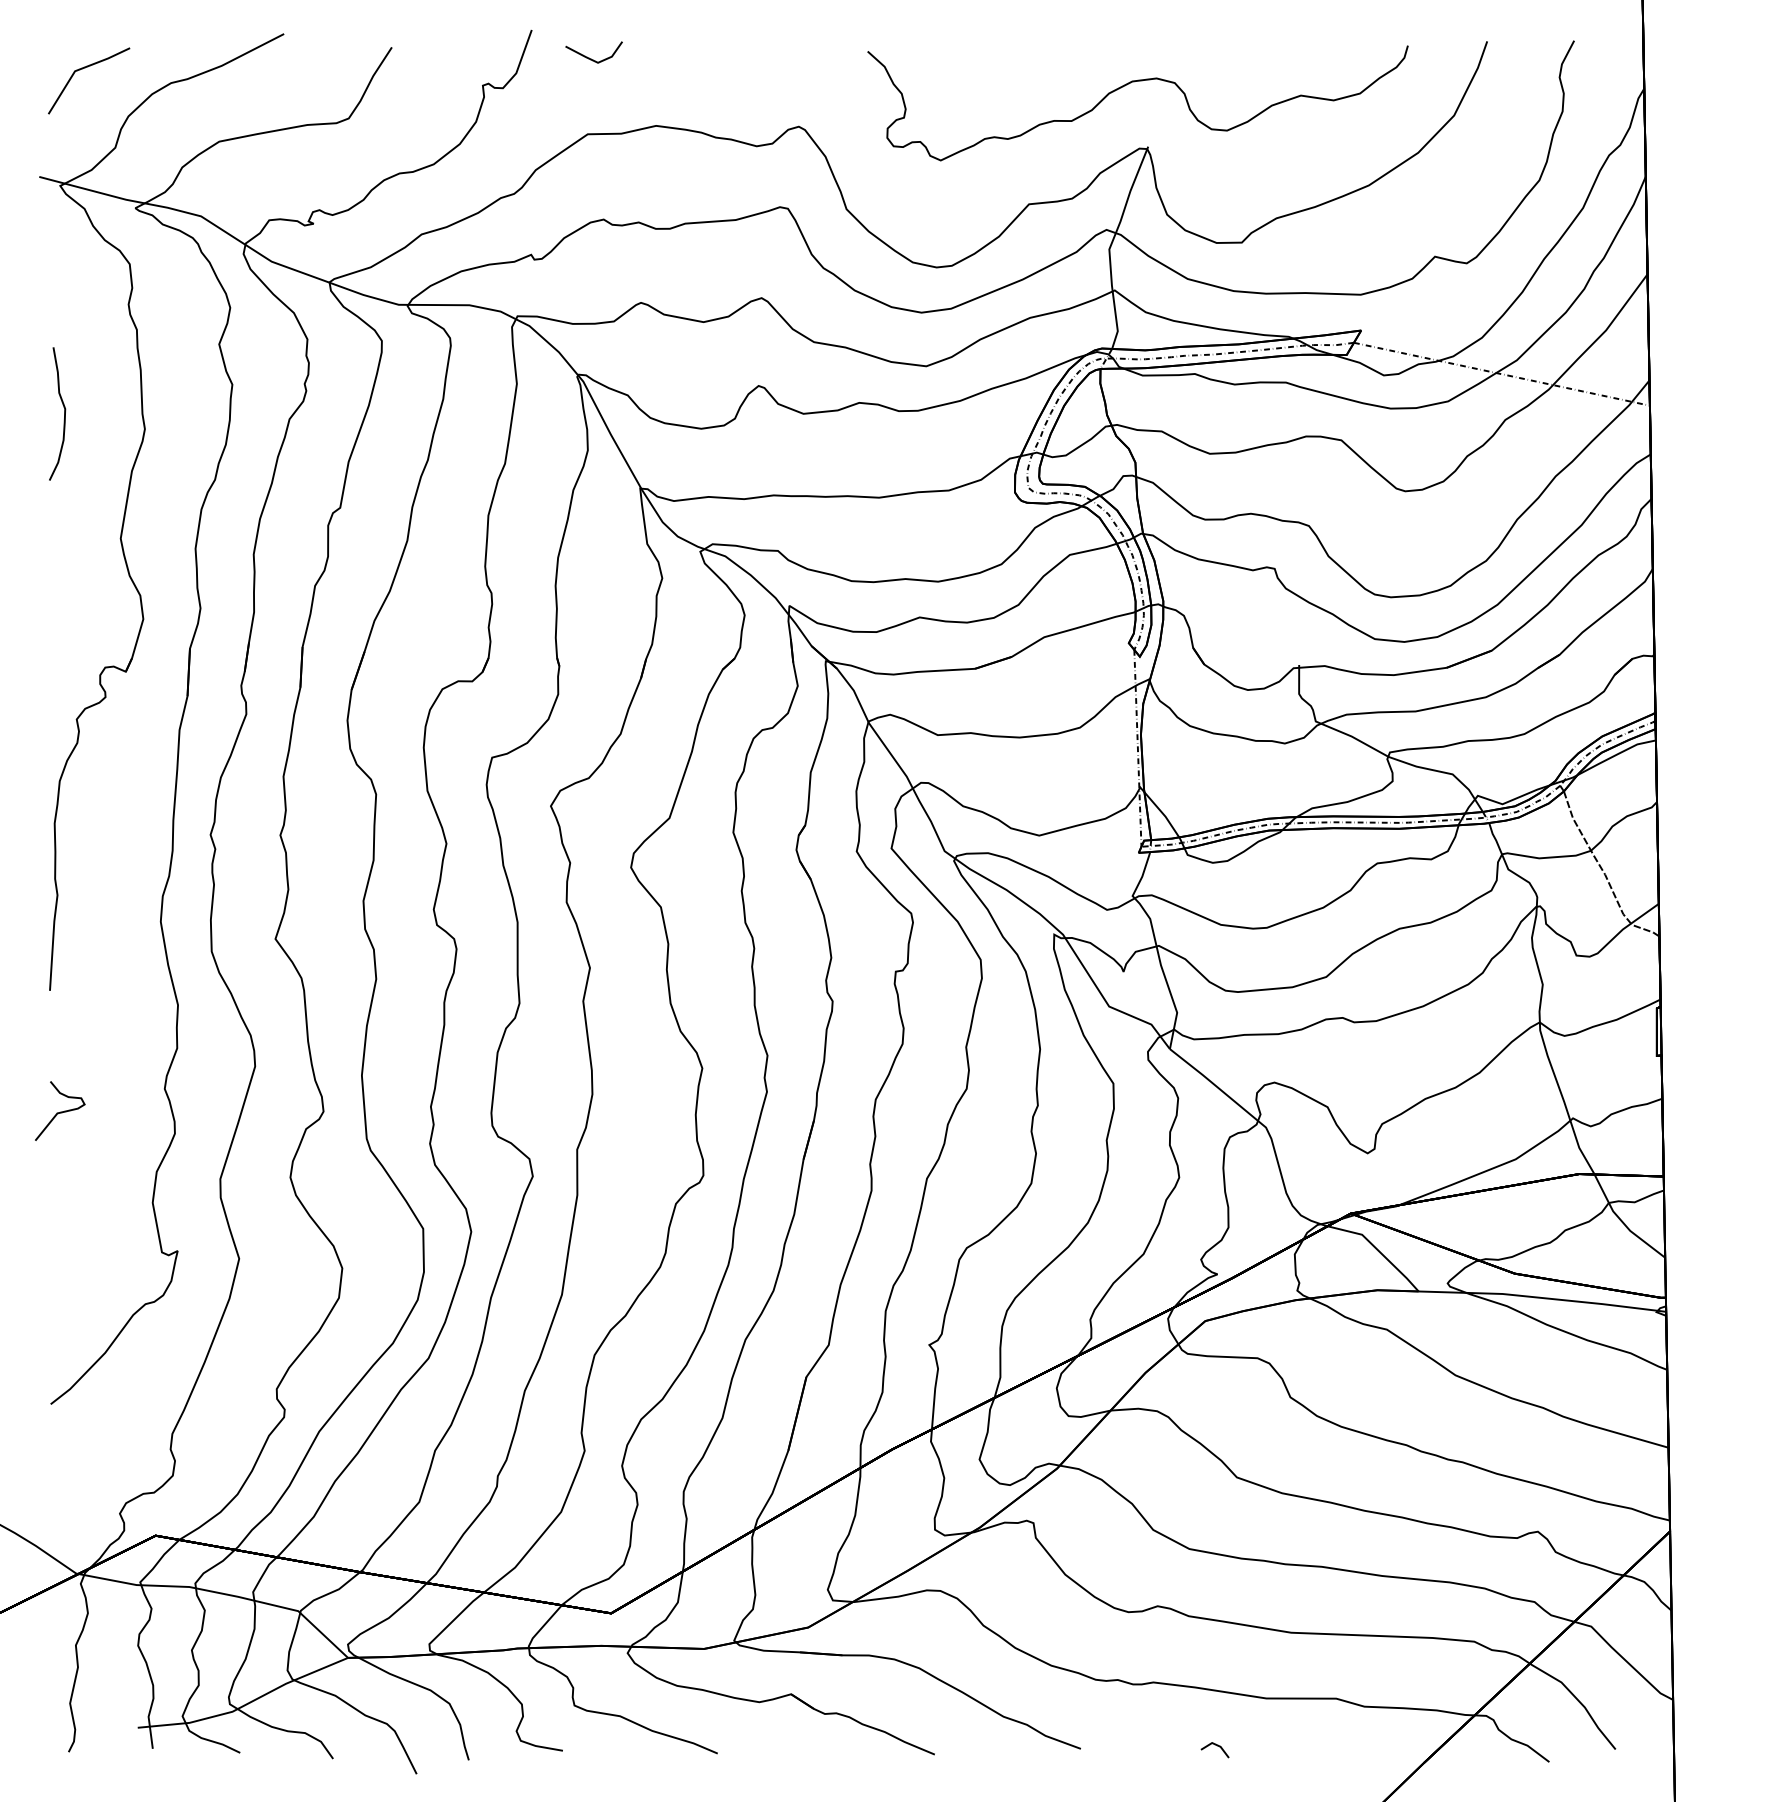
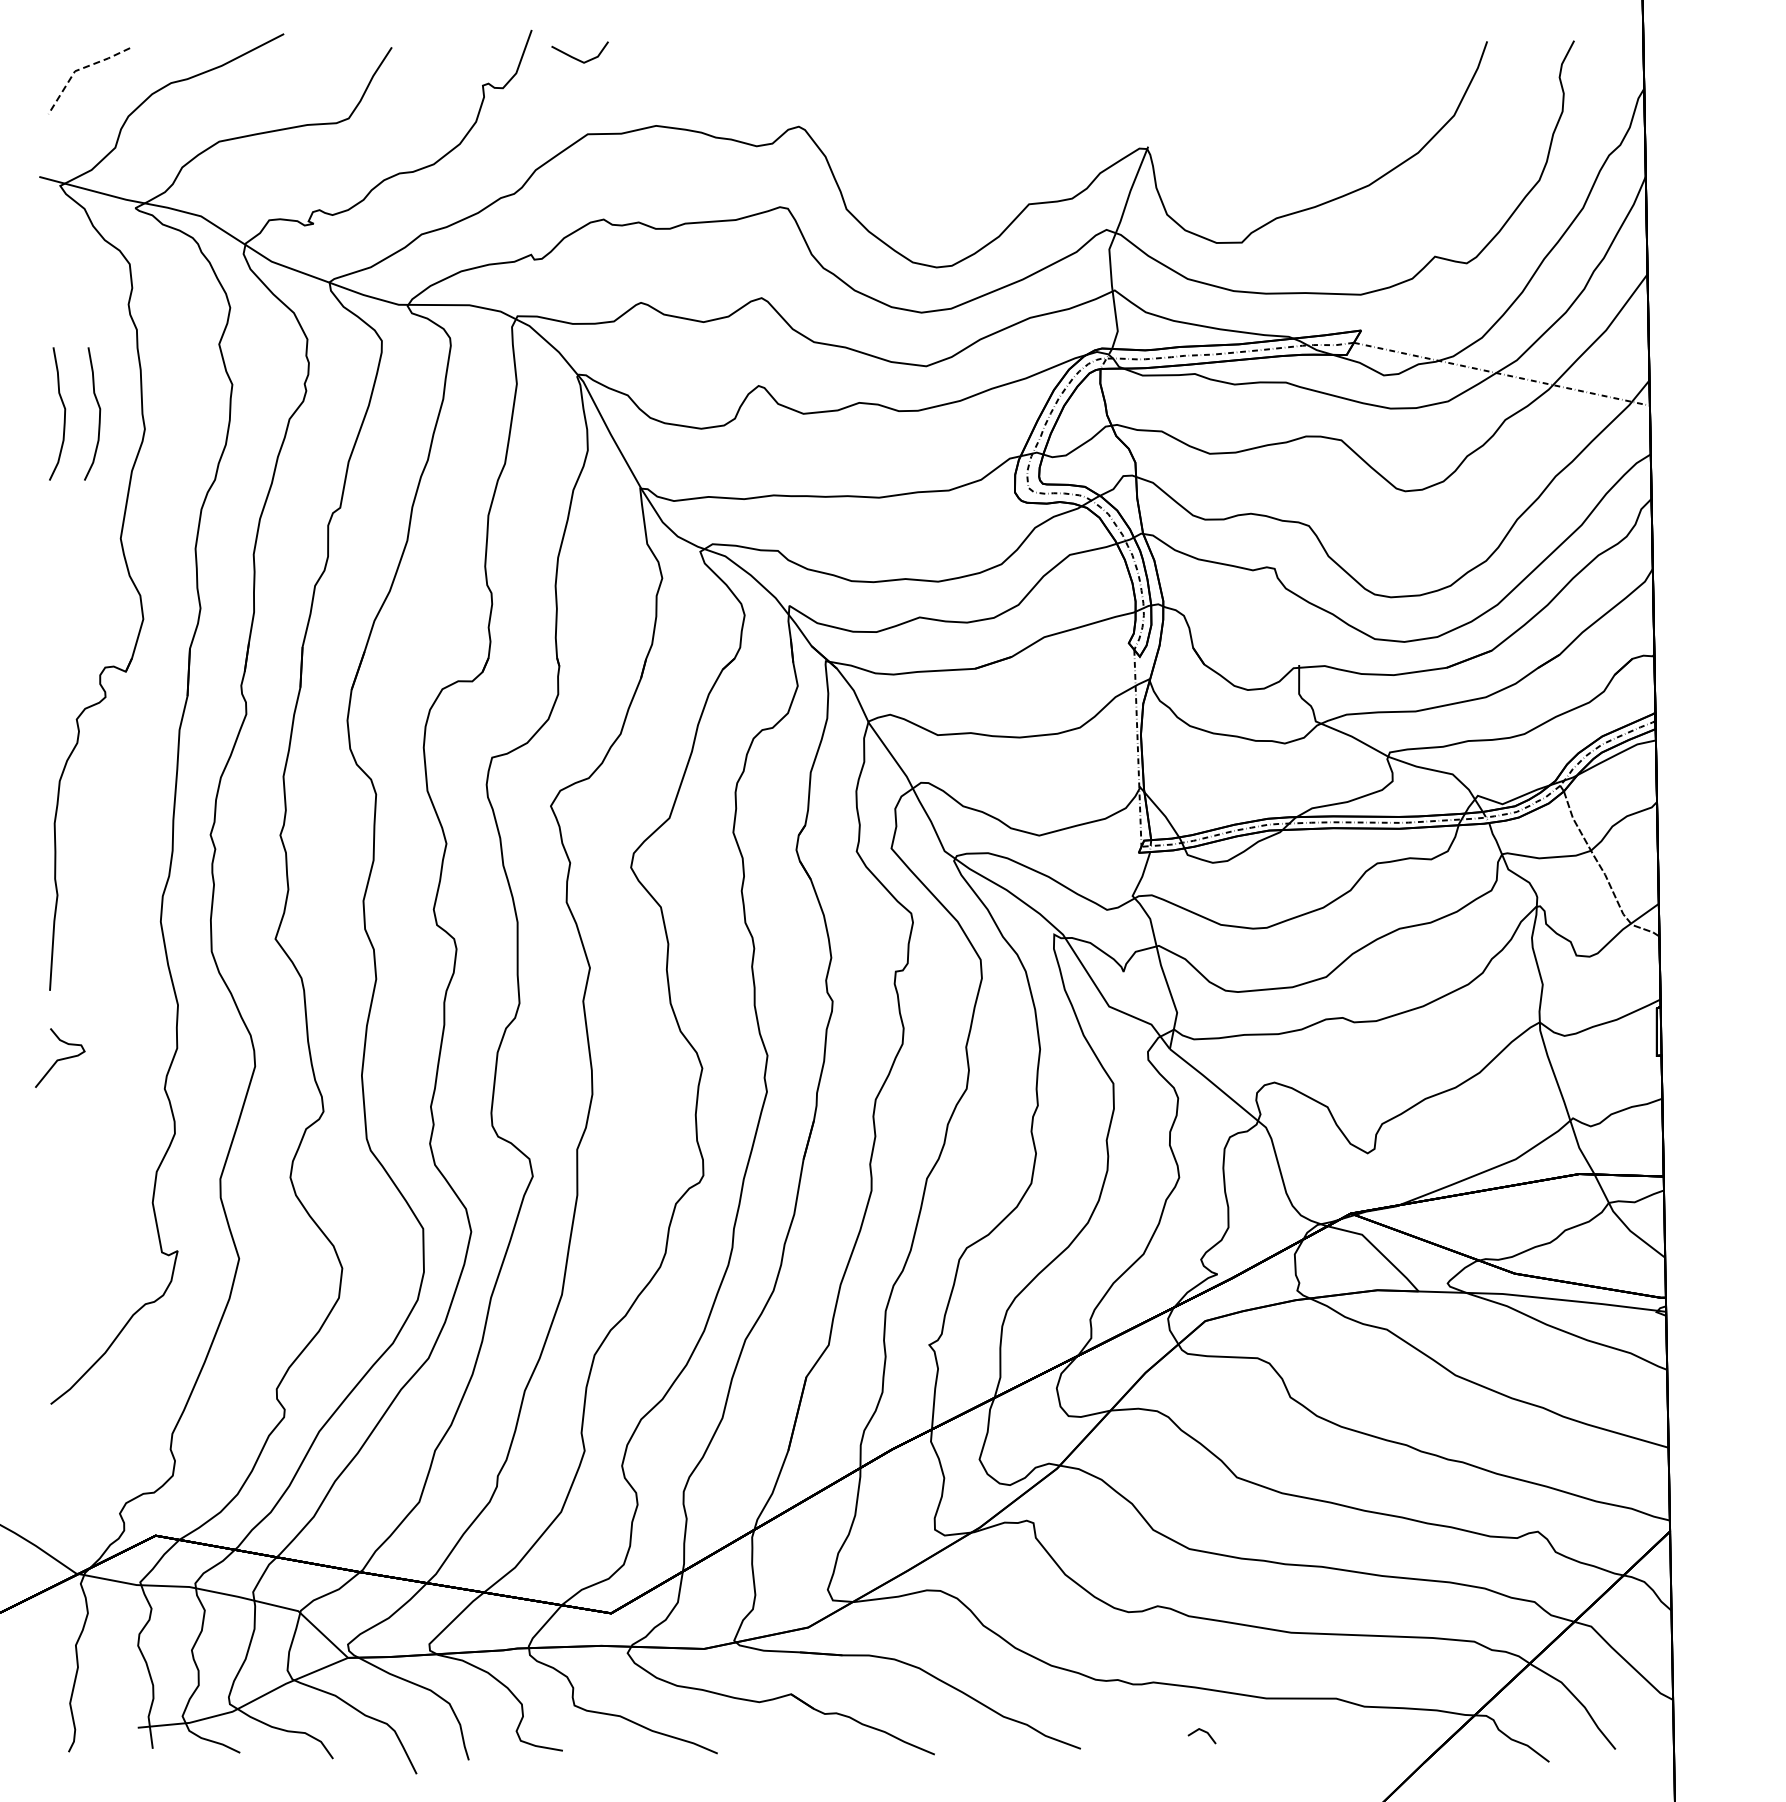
line position: (591, 58) -> (577, 58) (577, 58)
line: solid -> dashed (79, 69)
curve: present -> none (1127, 85)
curve: none -> present (99, 413)
curve position: (60, 1111) -> (60, 1058) (60, 1058)
line position: (1214, 1745) -> (1201, 1731) (1201, 1731)
